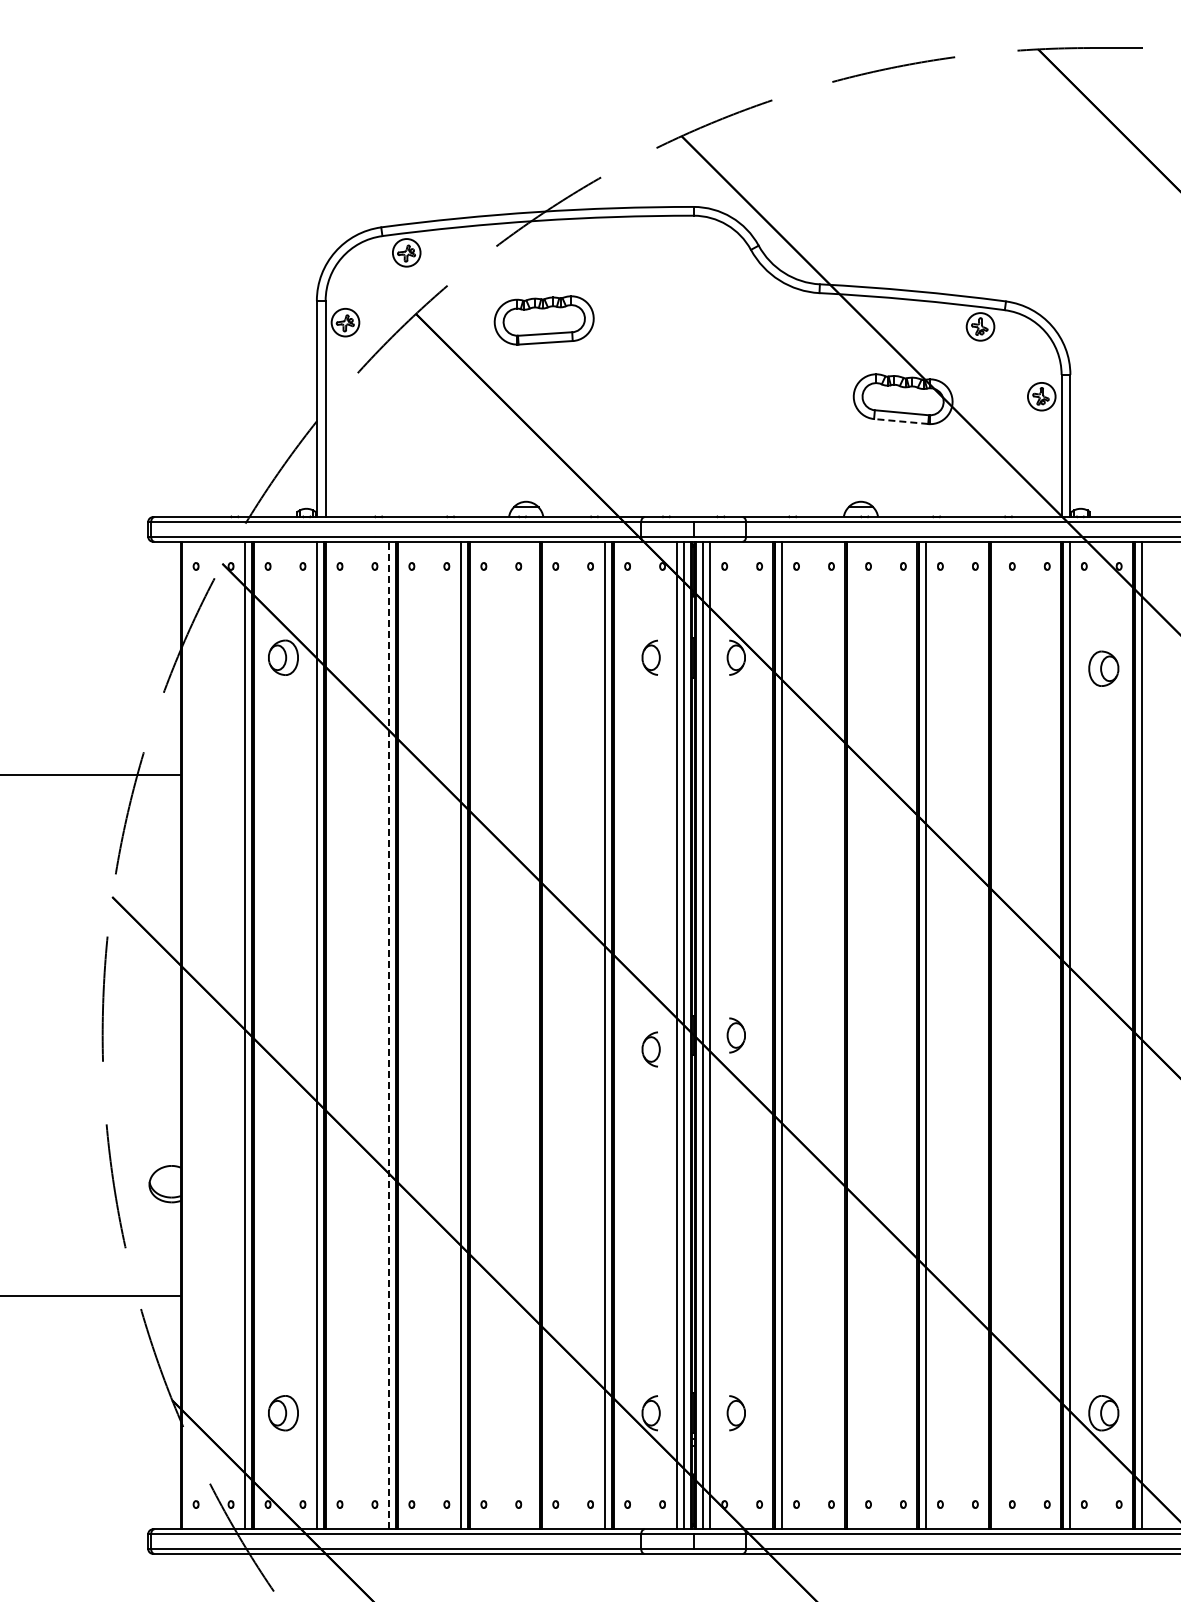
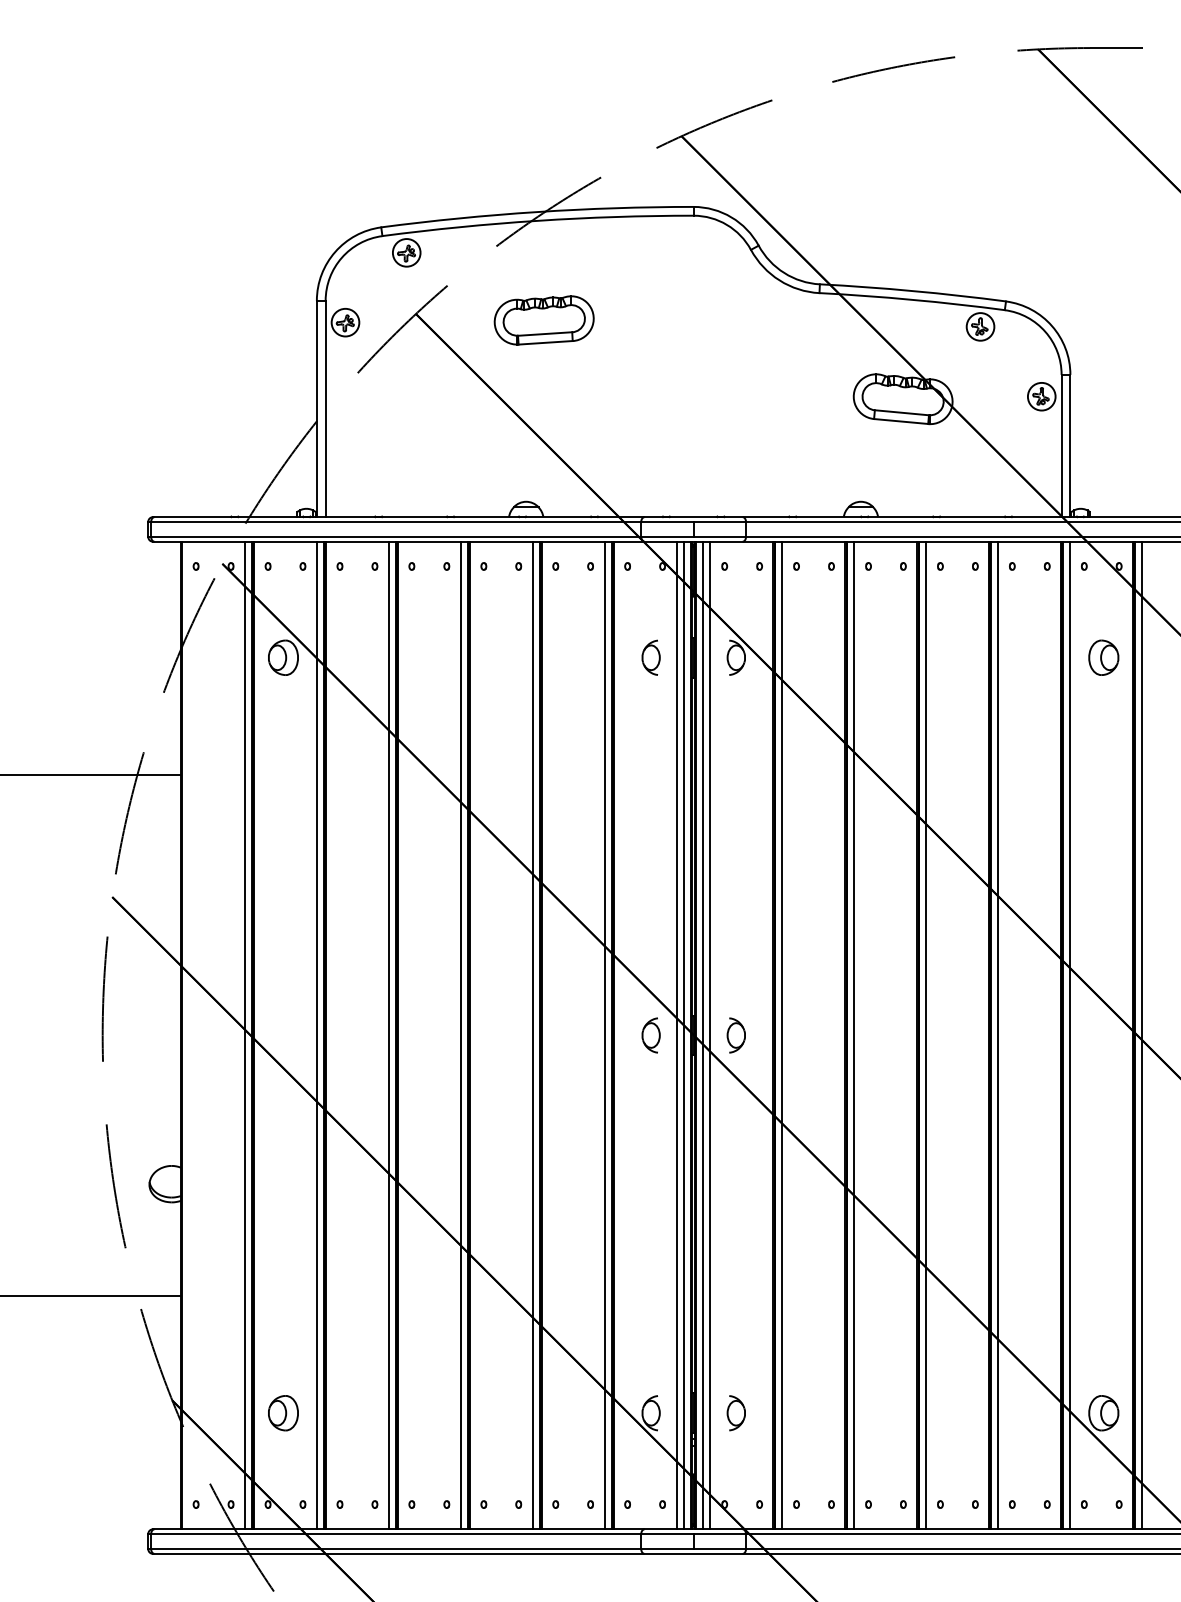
line: dashed -> solid (900, 421)
part position: (1103, 668) -> (1103, 657) (1103, 657)
line: dashed -> solid (389, 1035)
line: none -> present (533, 1035)
line: none -> present (854, 1035)
line: none -> present (998, 1035)
part position: (650, 1049) -> (650, 1035) (650, 1035)
